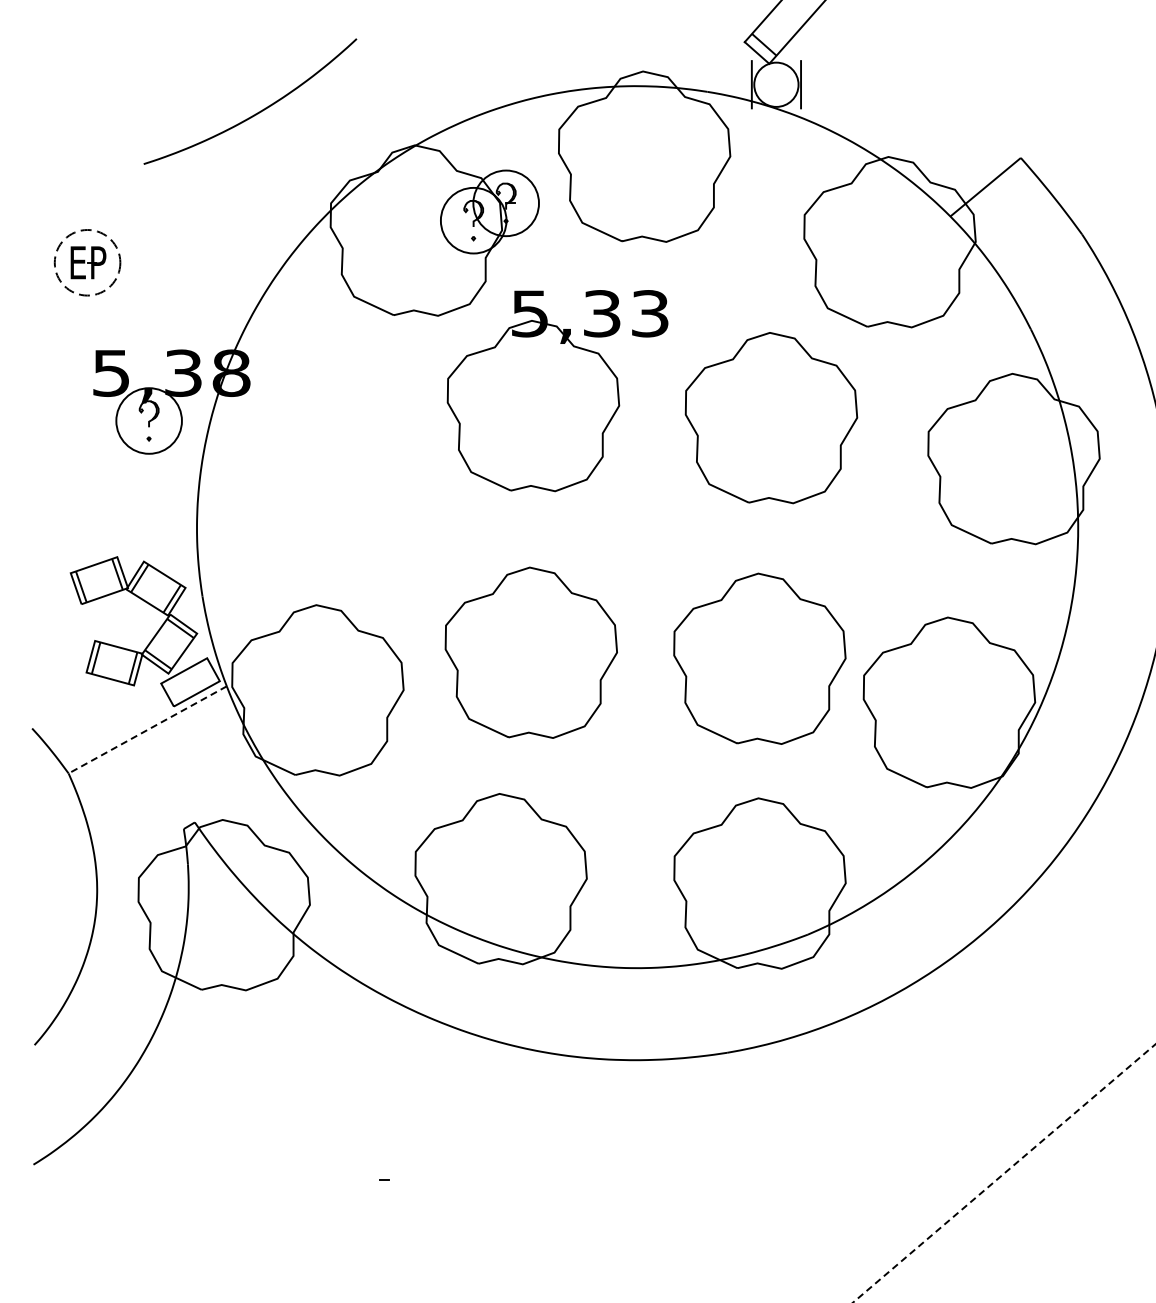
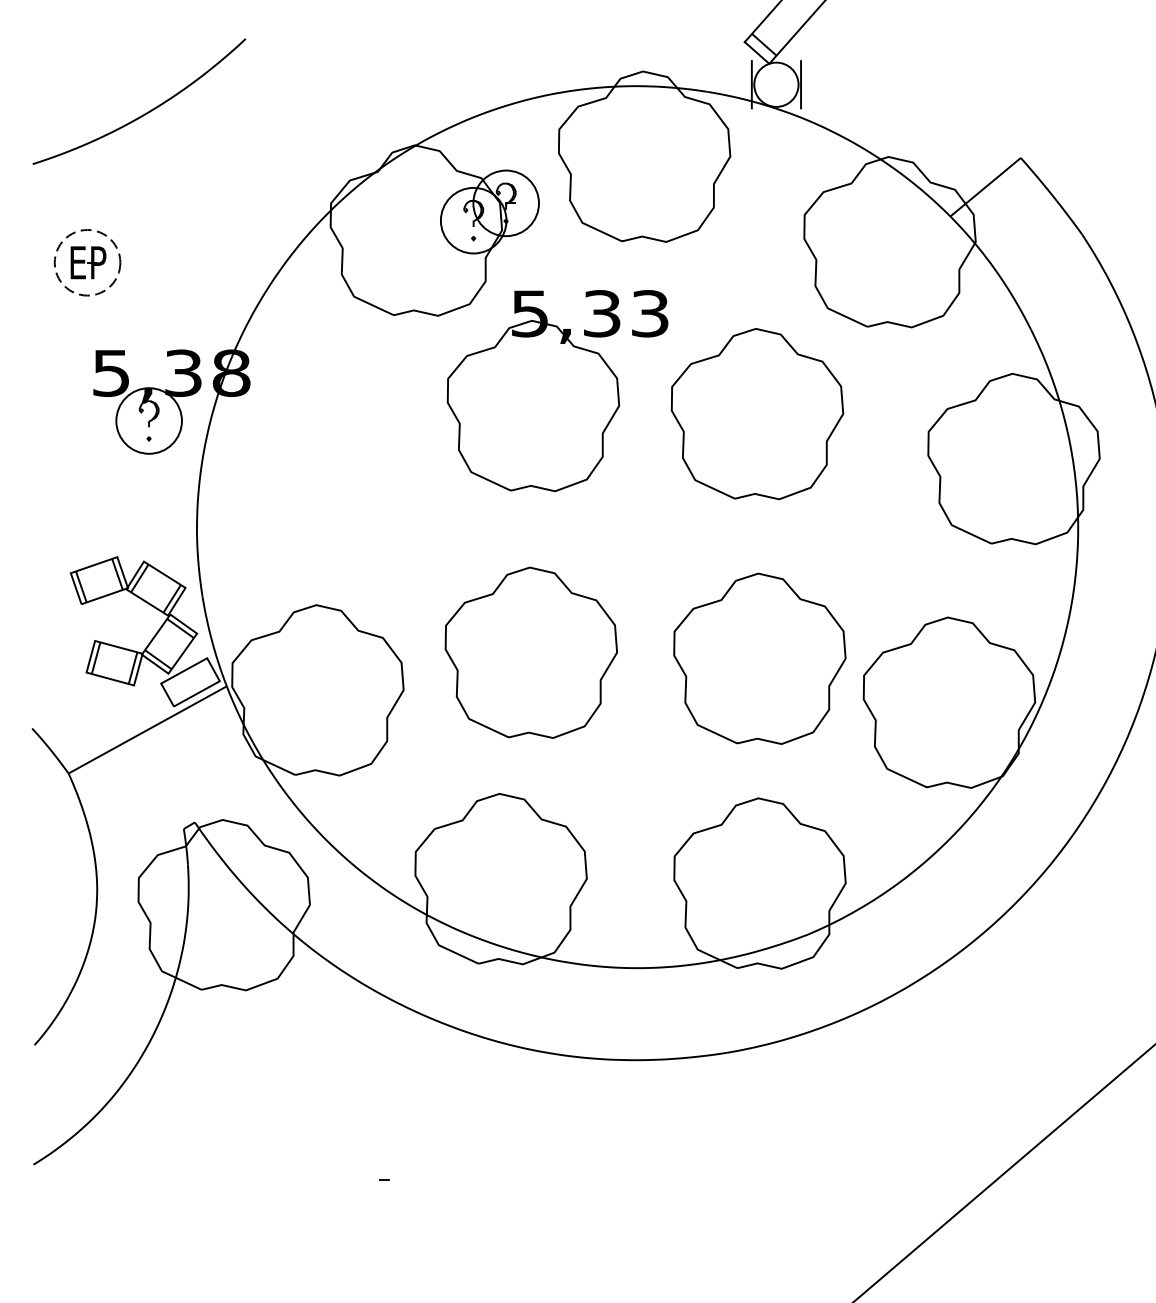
curve position: (258, 111) -> (147, 111) (147, 111)
part position: (771, 418) -> (757, 414) (757, 414)
line: dashed -> solid (147, 730)
line: dashed -> solid (1004, 1173)
